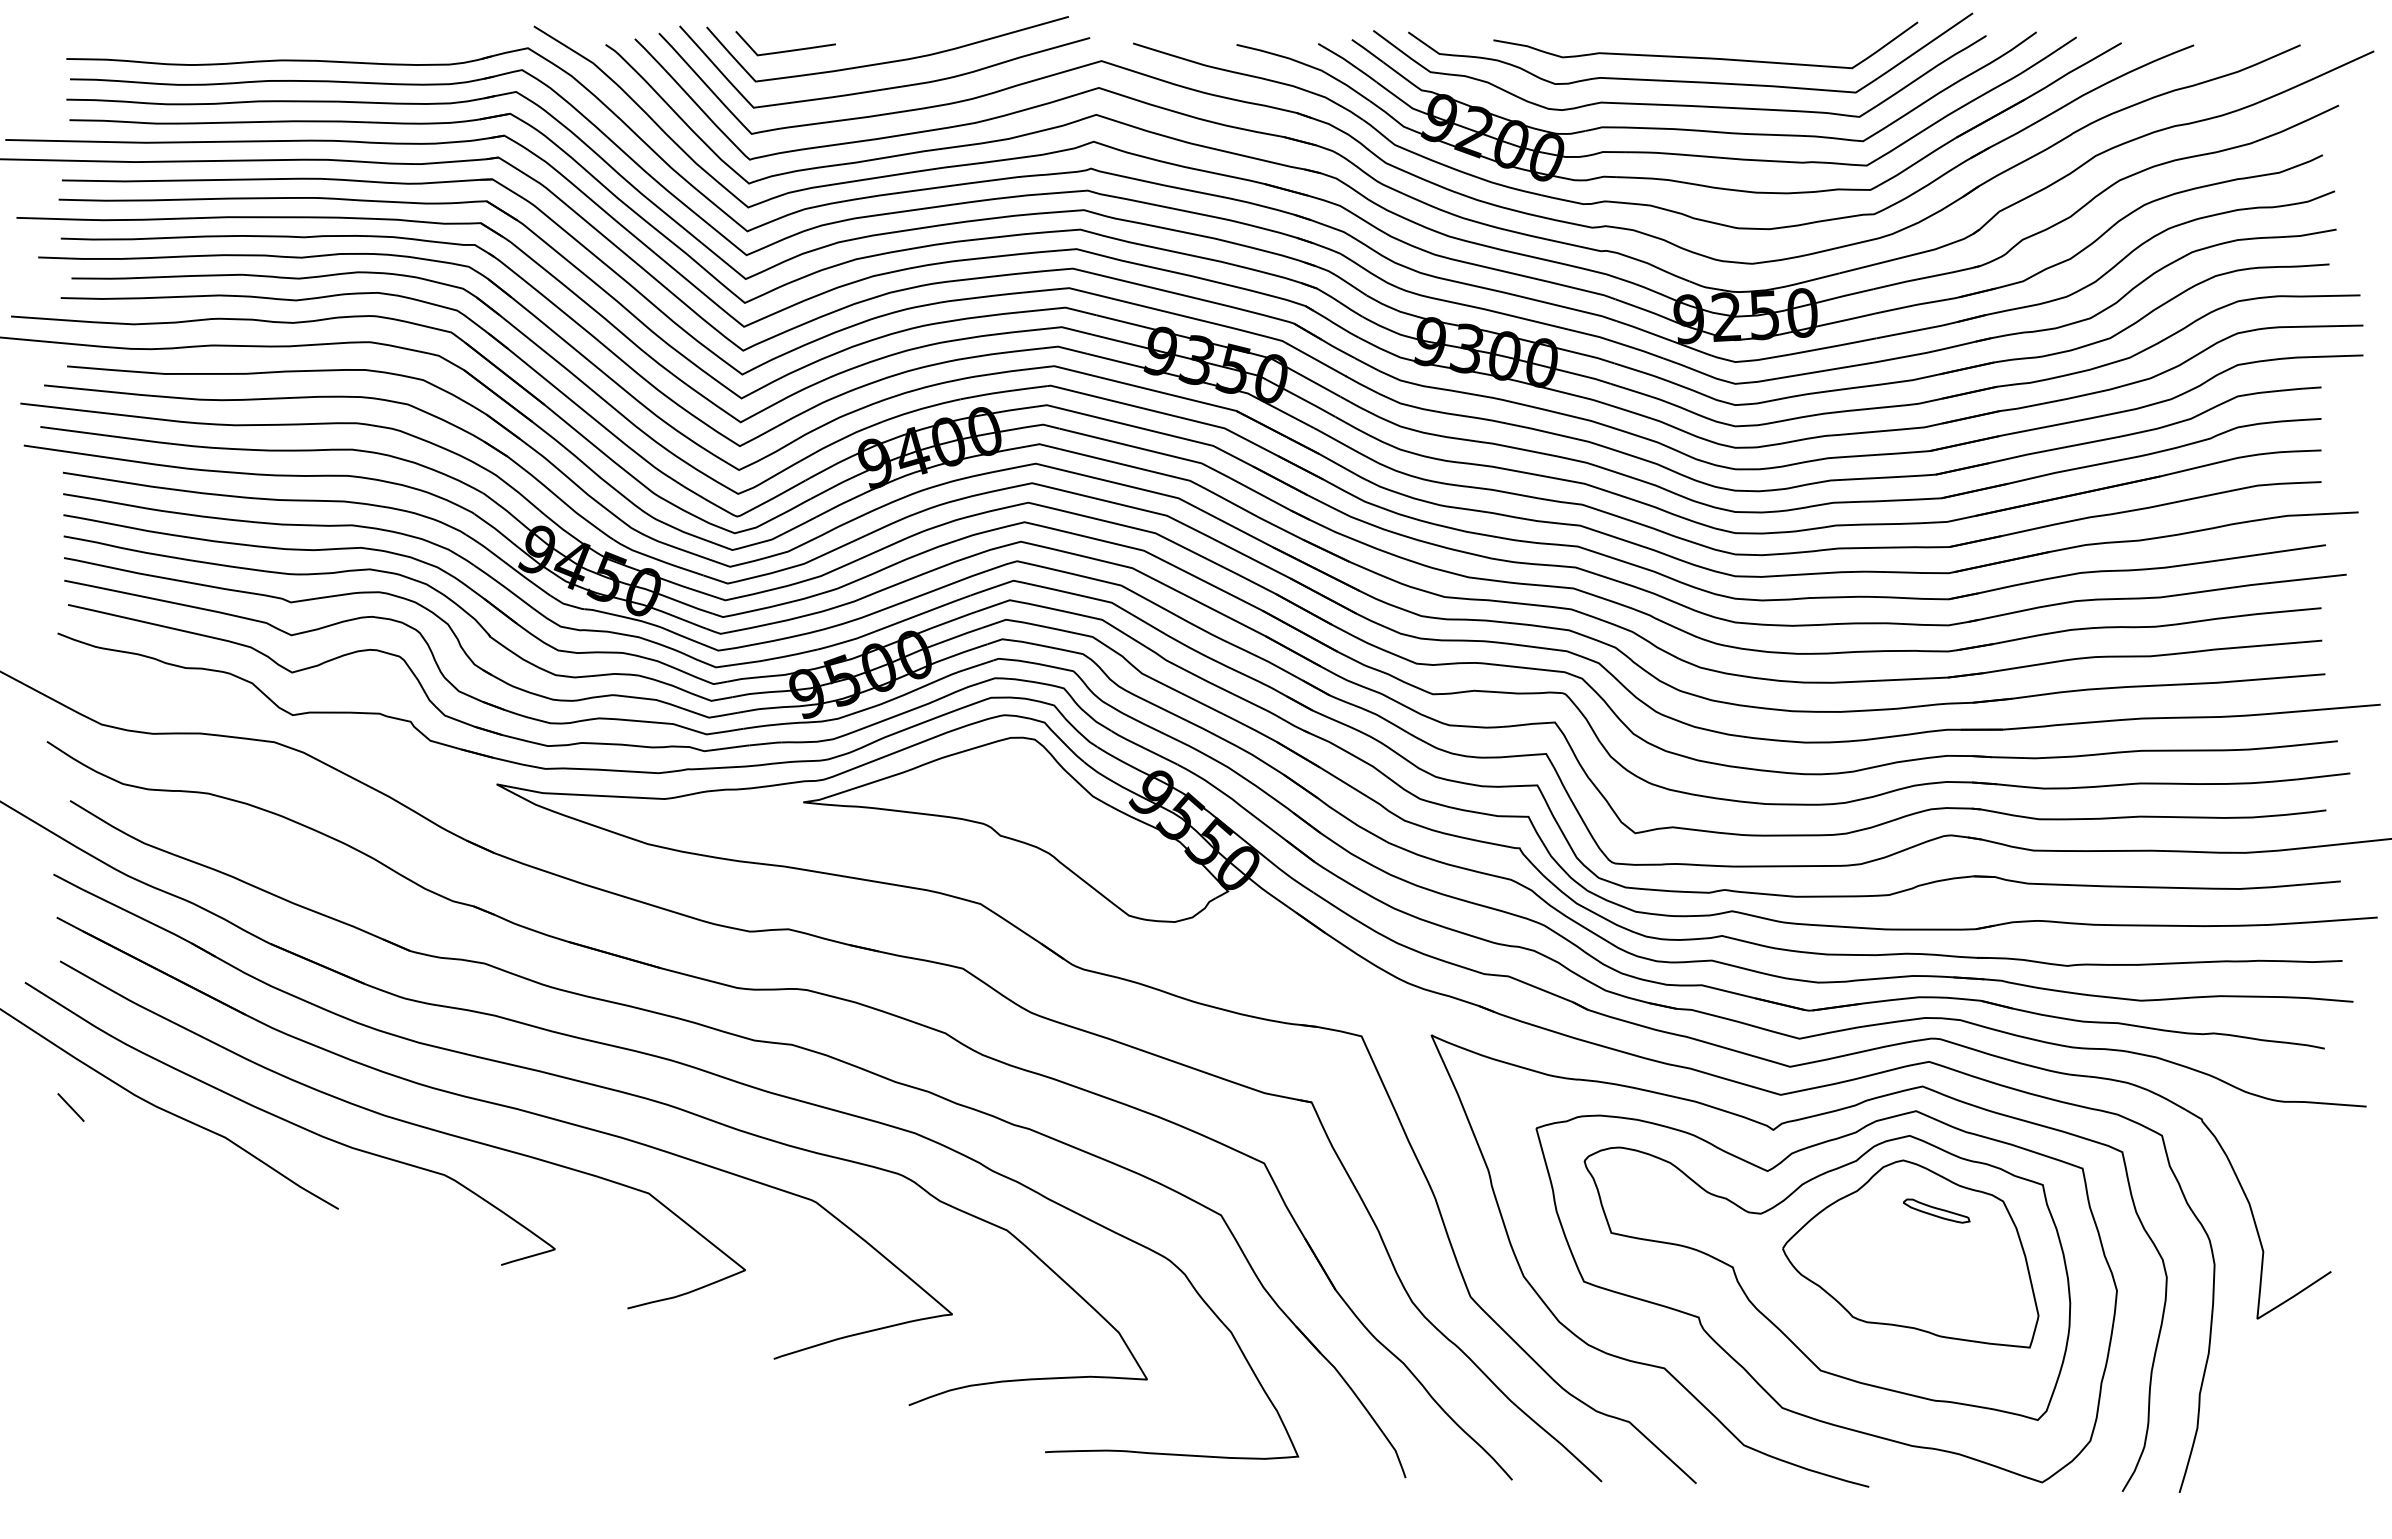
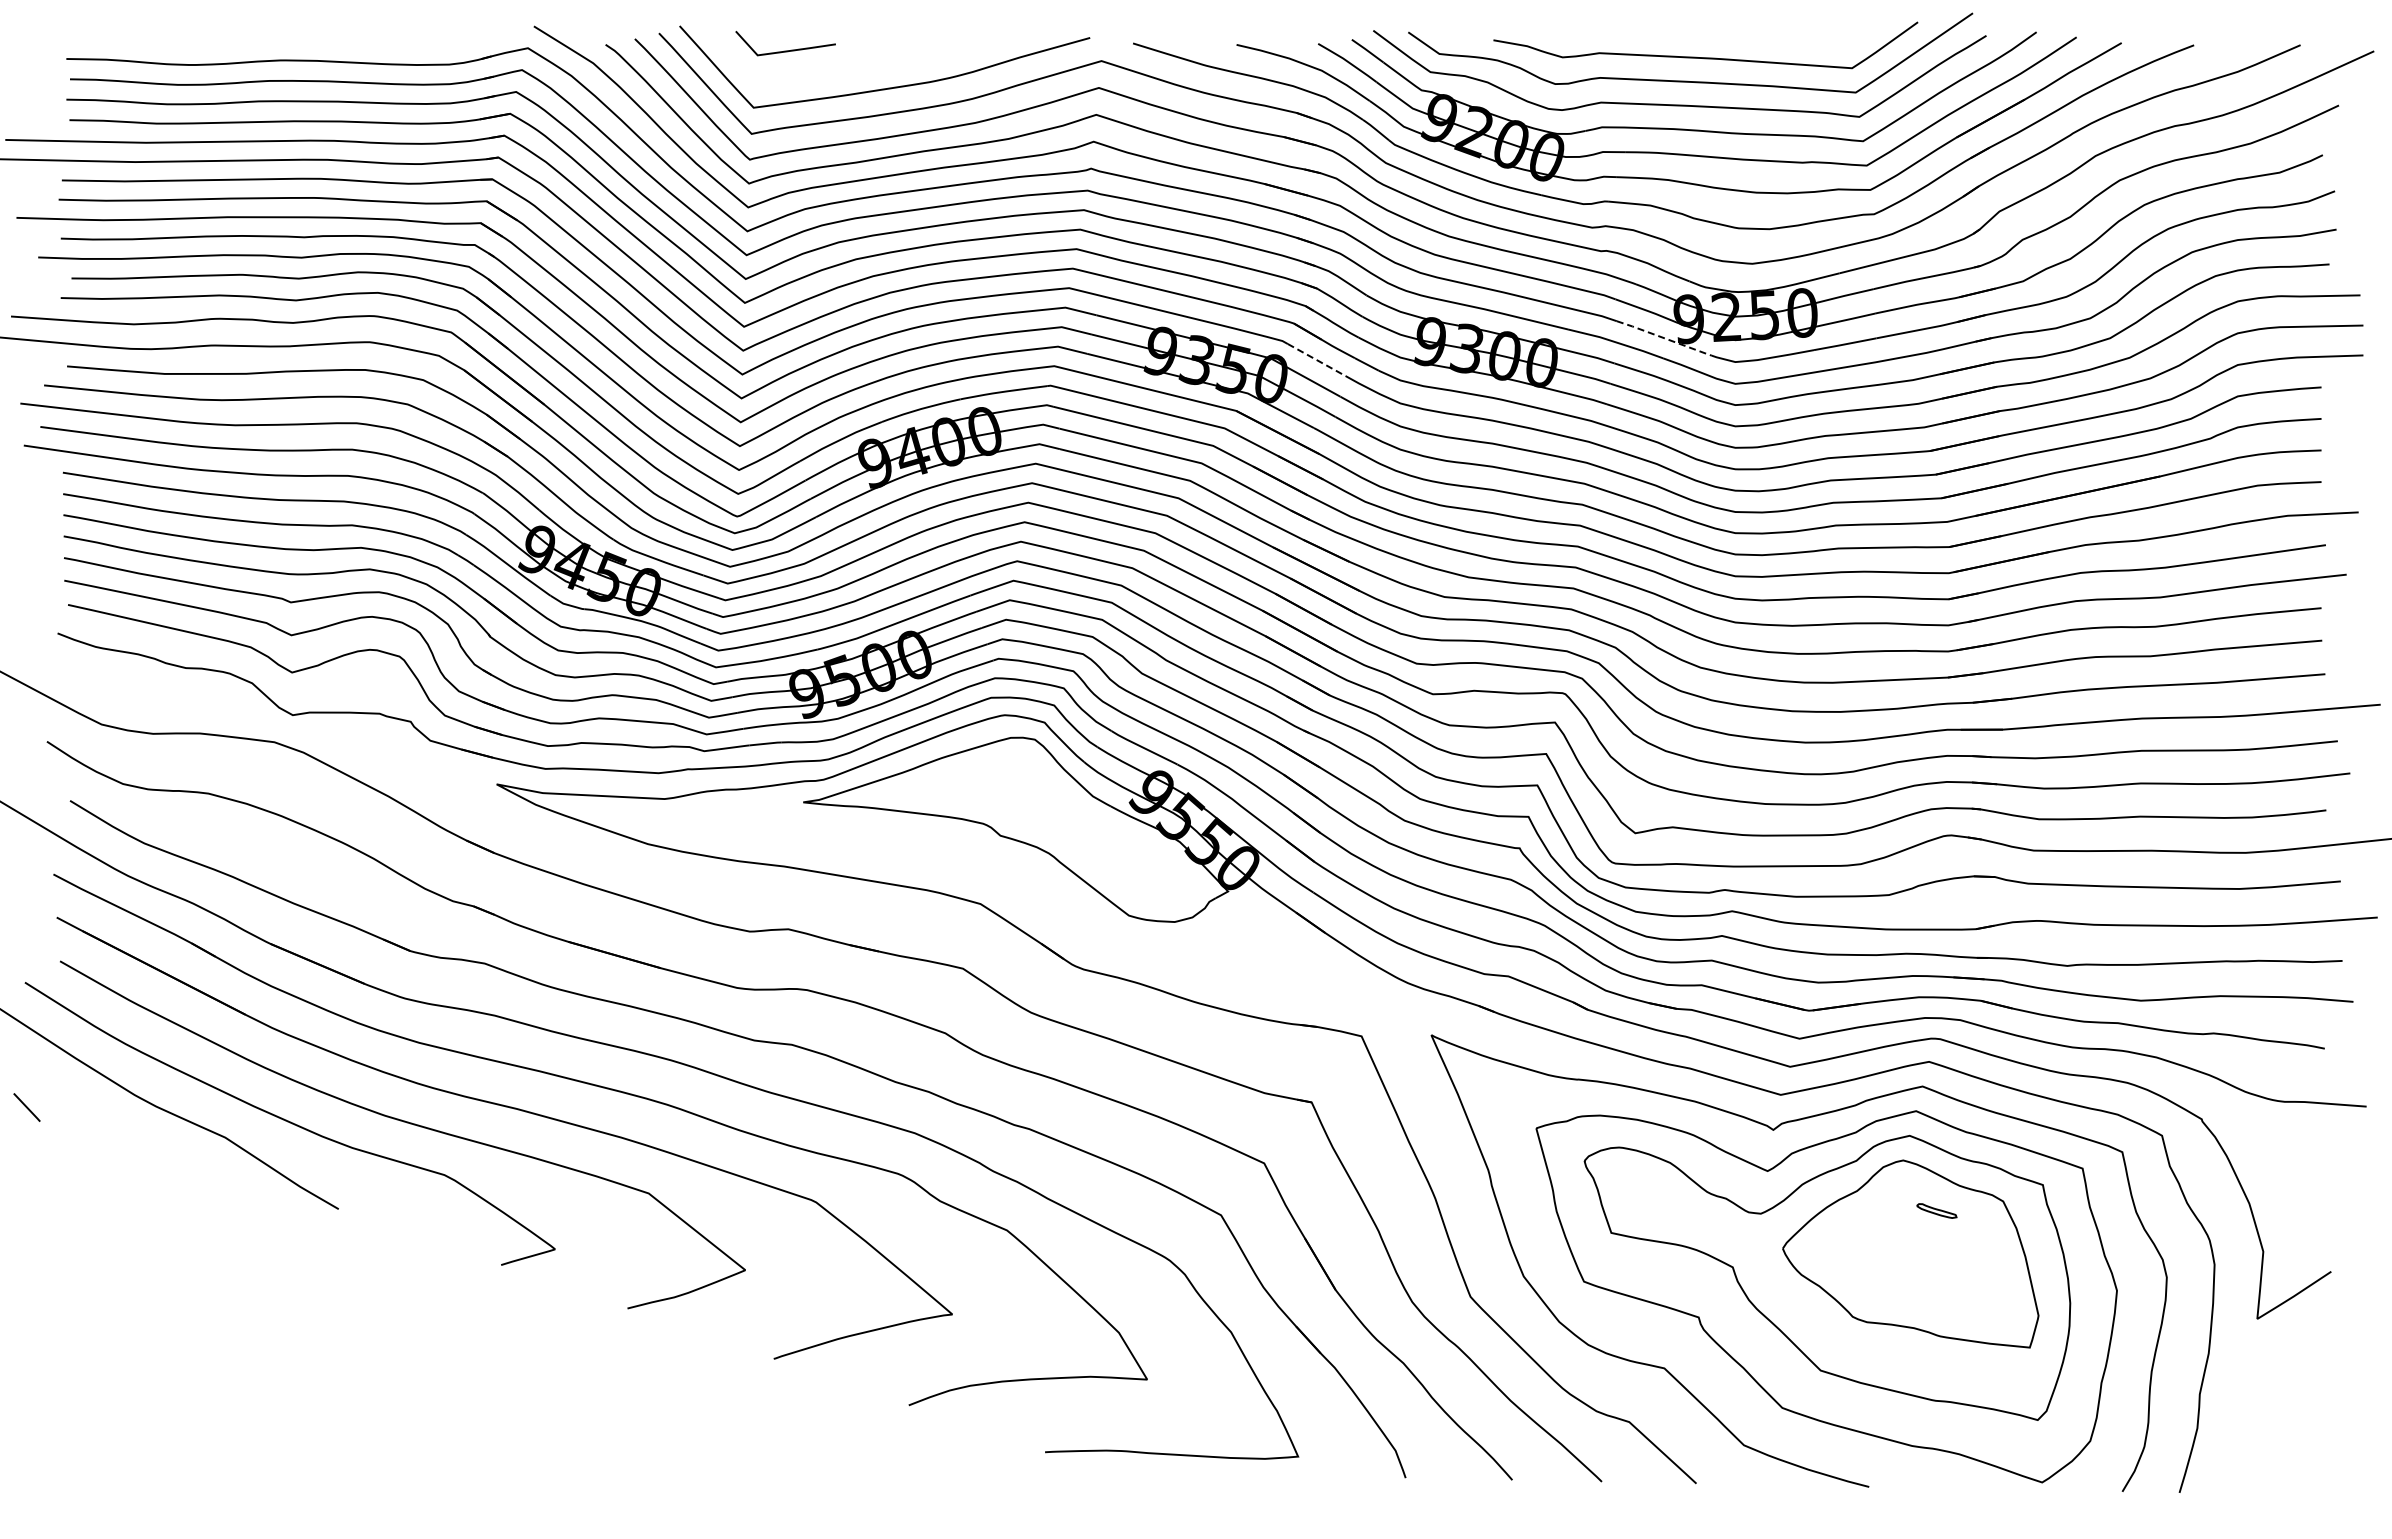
curve: present -> none (887, 61)
line: solid -> dashed (1664, 338)
line: solid -> dashed (1317, 360)
line position: (70, 1107) -> (26, 1107) (26, 1107)
part size: 68x26 px -> 42x16 px (1936, 1210)
